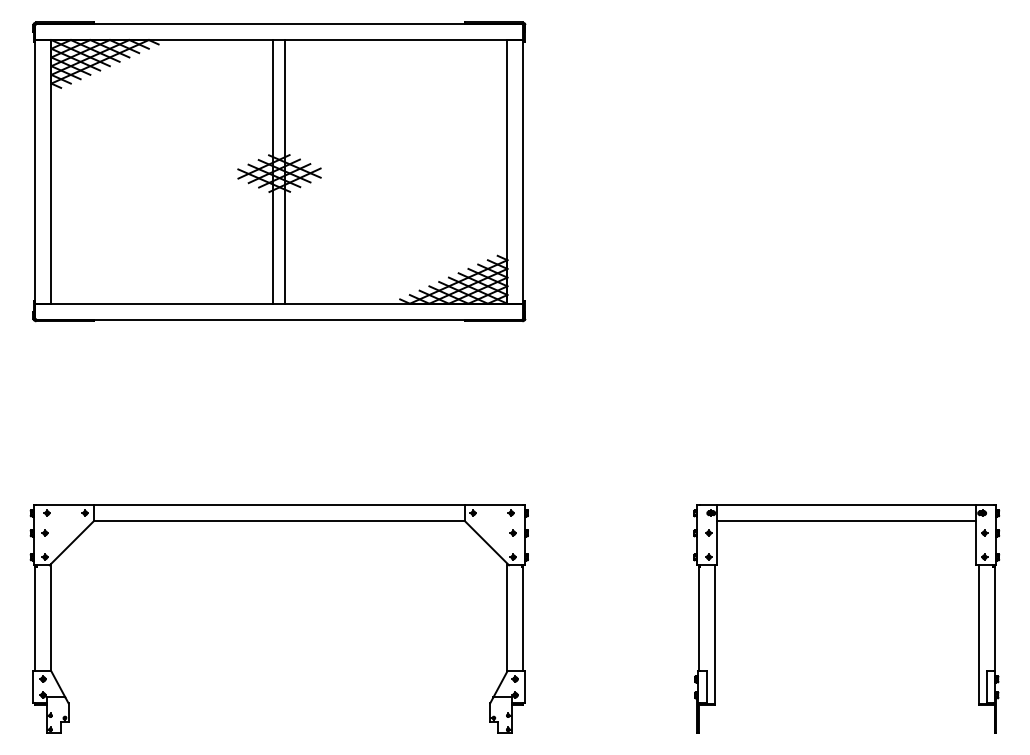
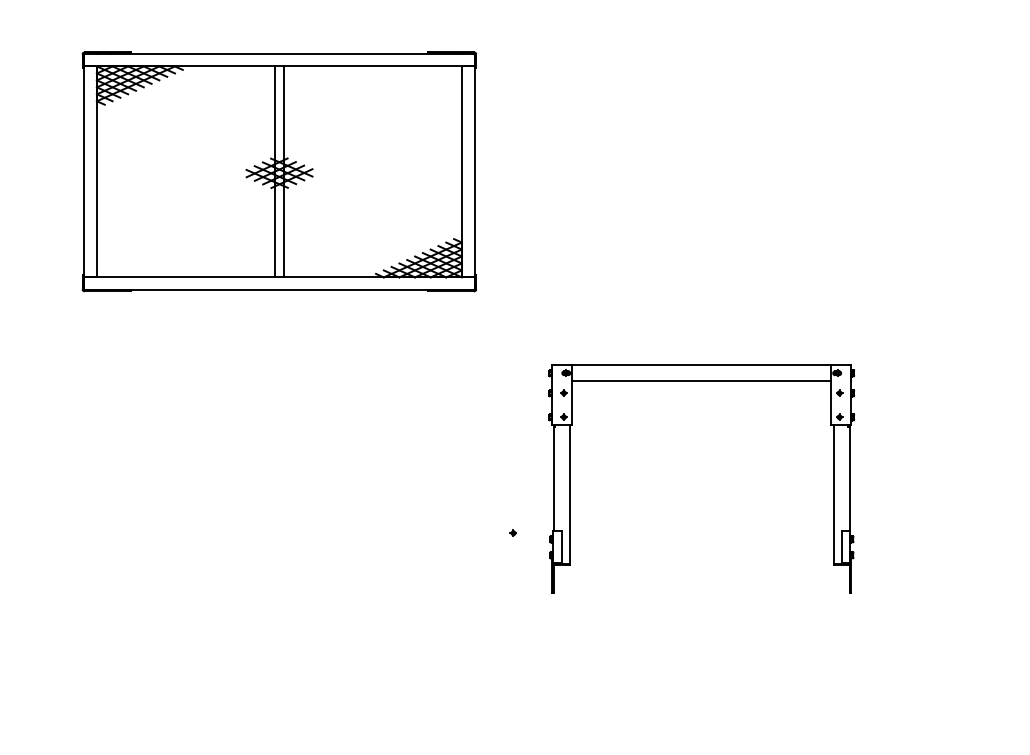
part size: 495x302 px -> 396x242 px (278, 171)
part: present -> none (278, 521)
part position: (846, 521) -> (701, 381) (701, 381)
